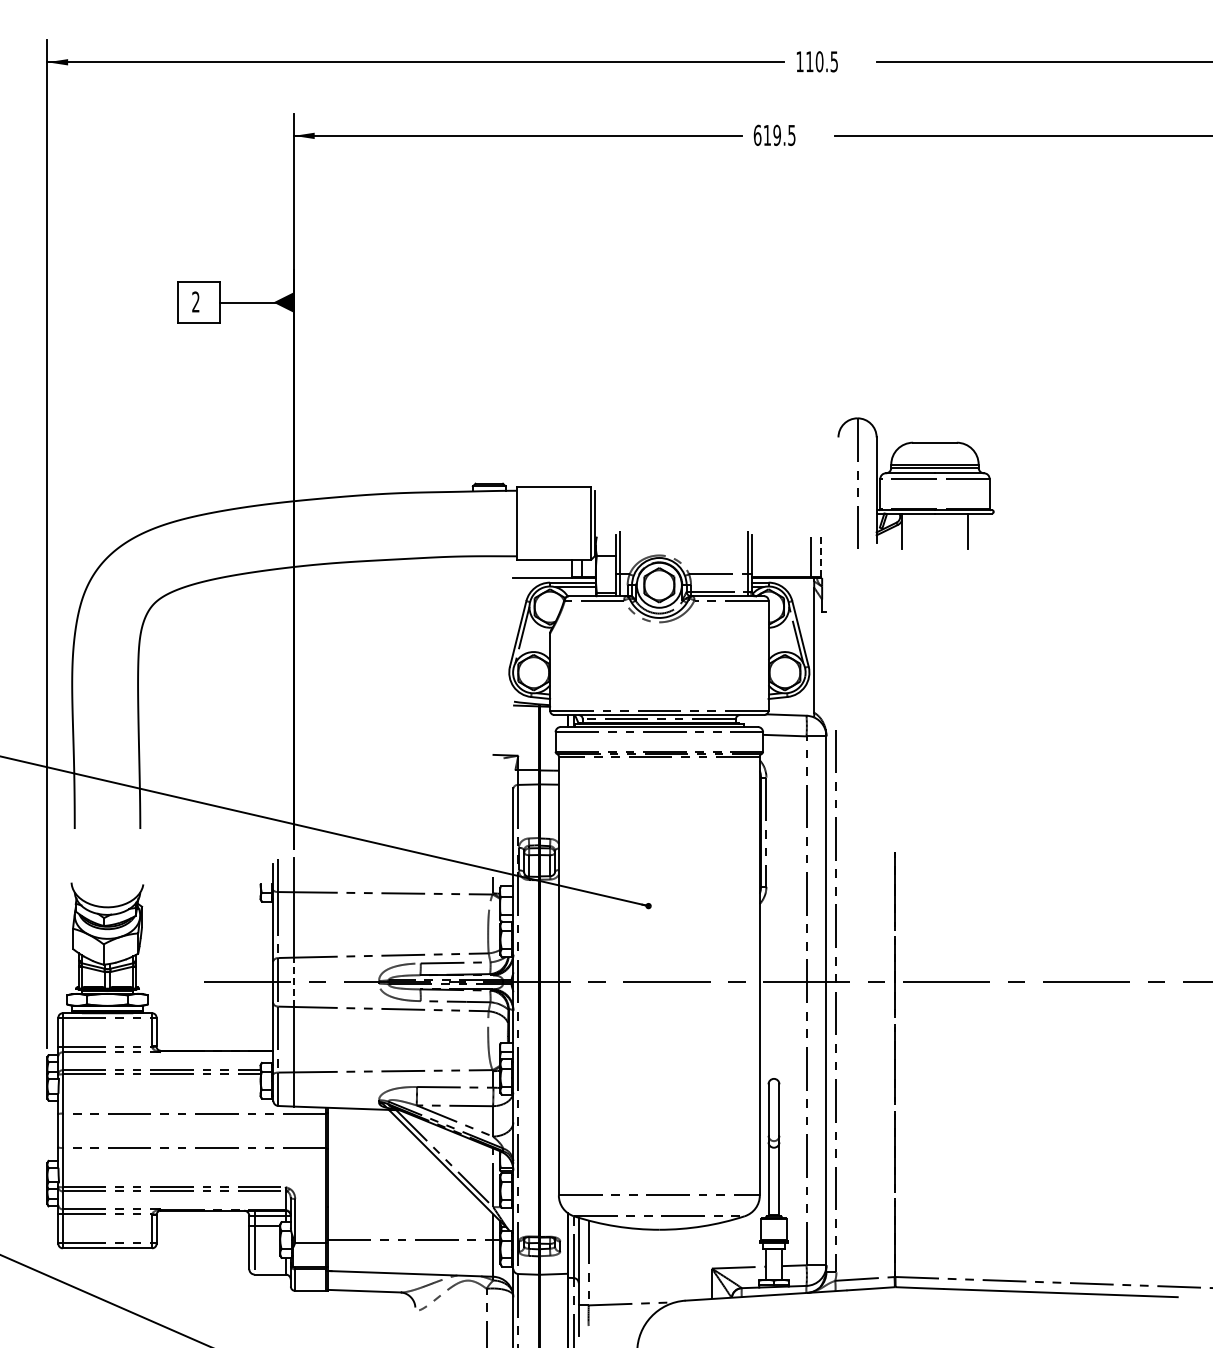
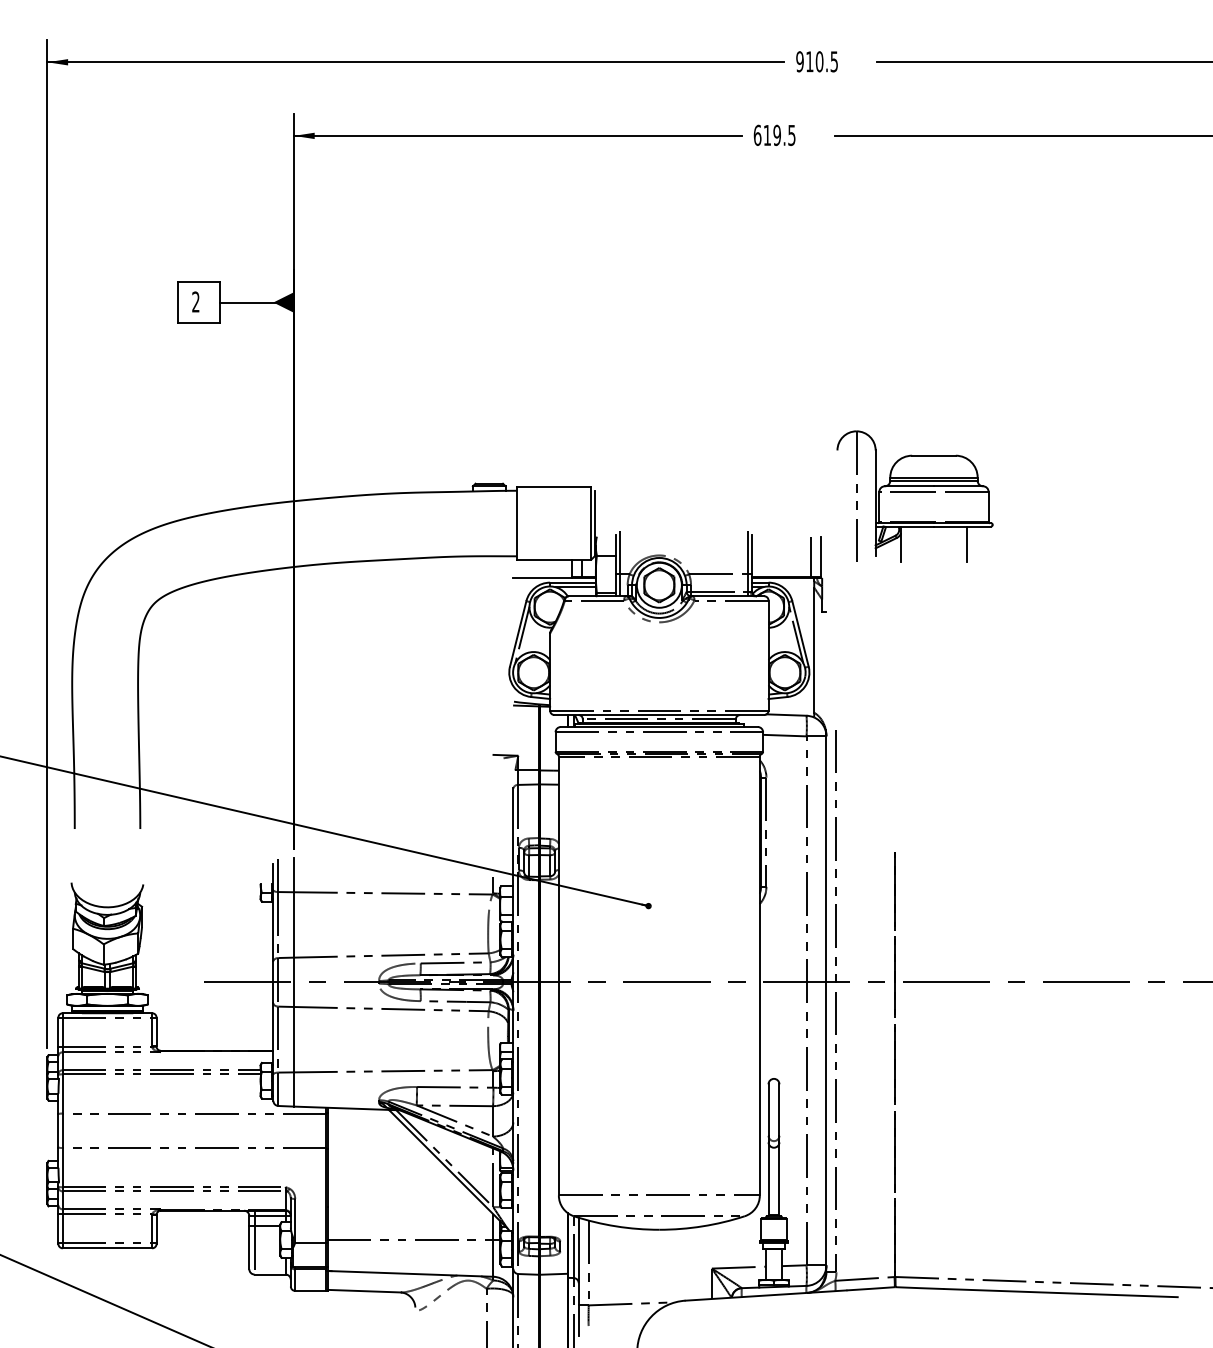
text: 110.5 -> 910.5 (799, 61)
part position: (915, 483) -> (914, 496) (914, 496)
line: dashed -> solid (821, 557)
line: dashed -> solid (294, 982)
